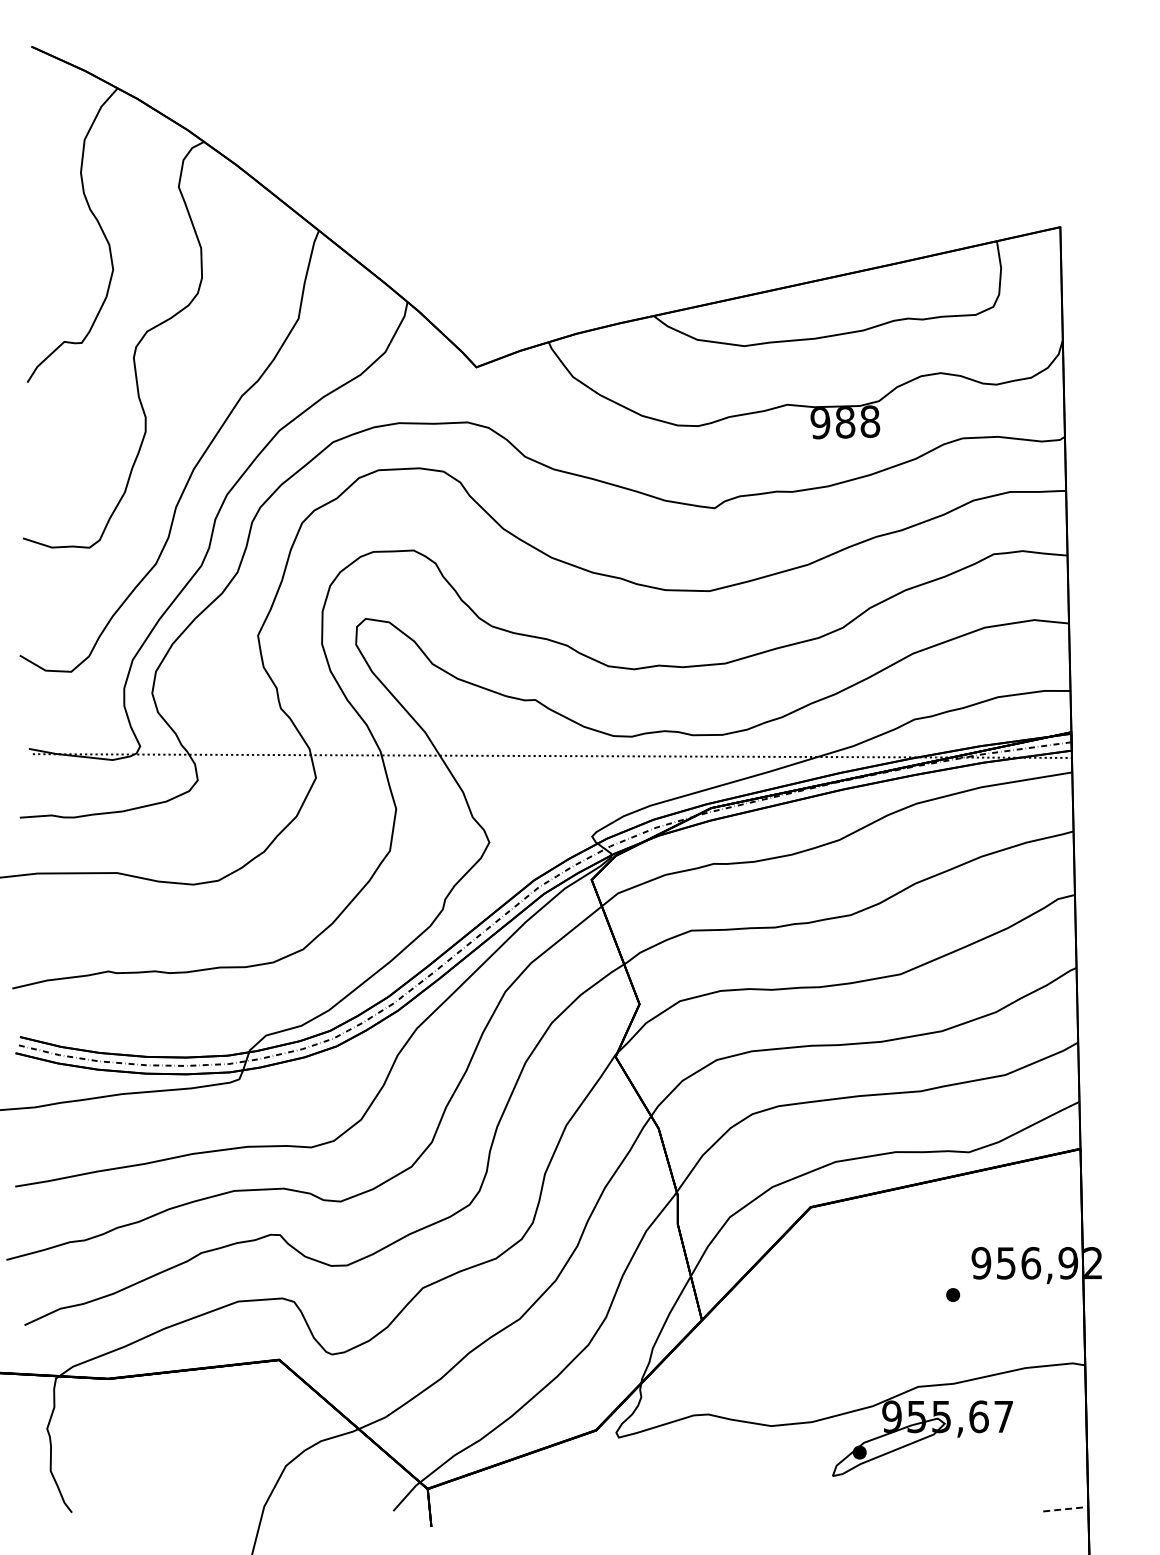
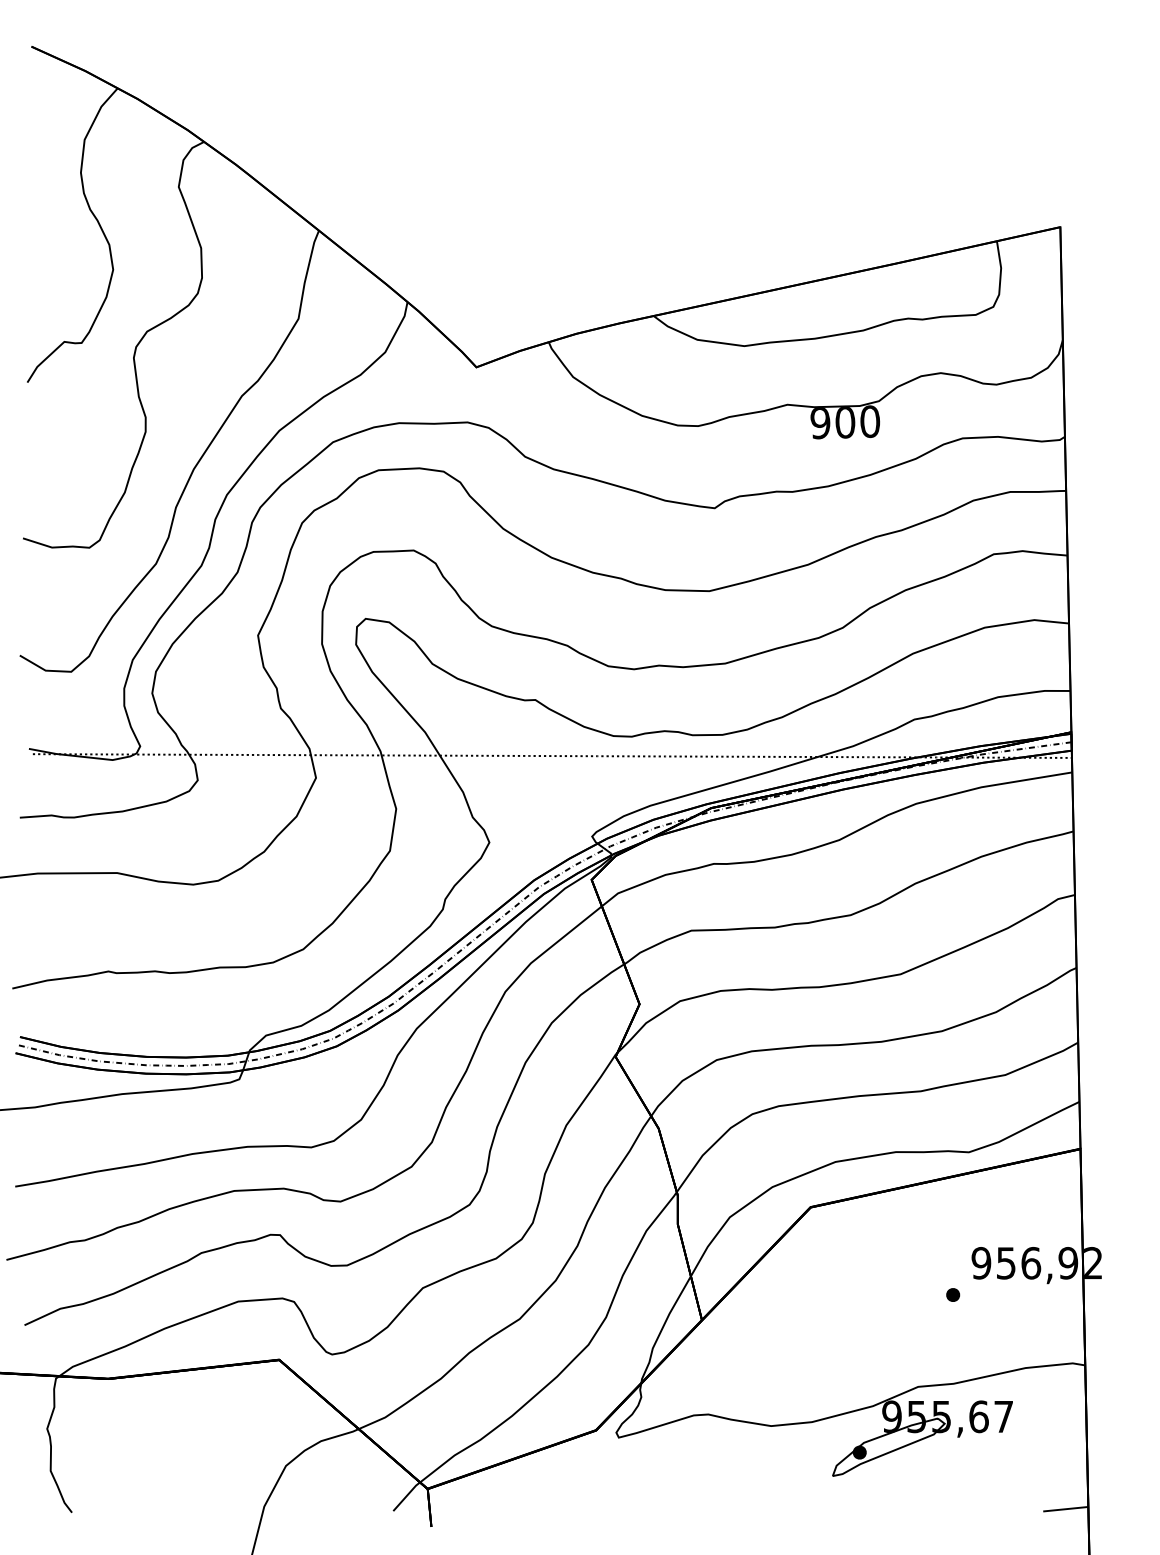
text: 988 -> 900 (857, 421)
line: dashed -> solid (1065, 1509)
